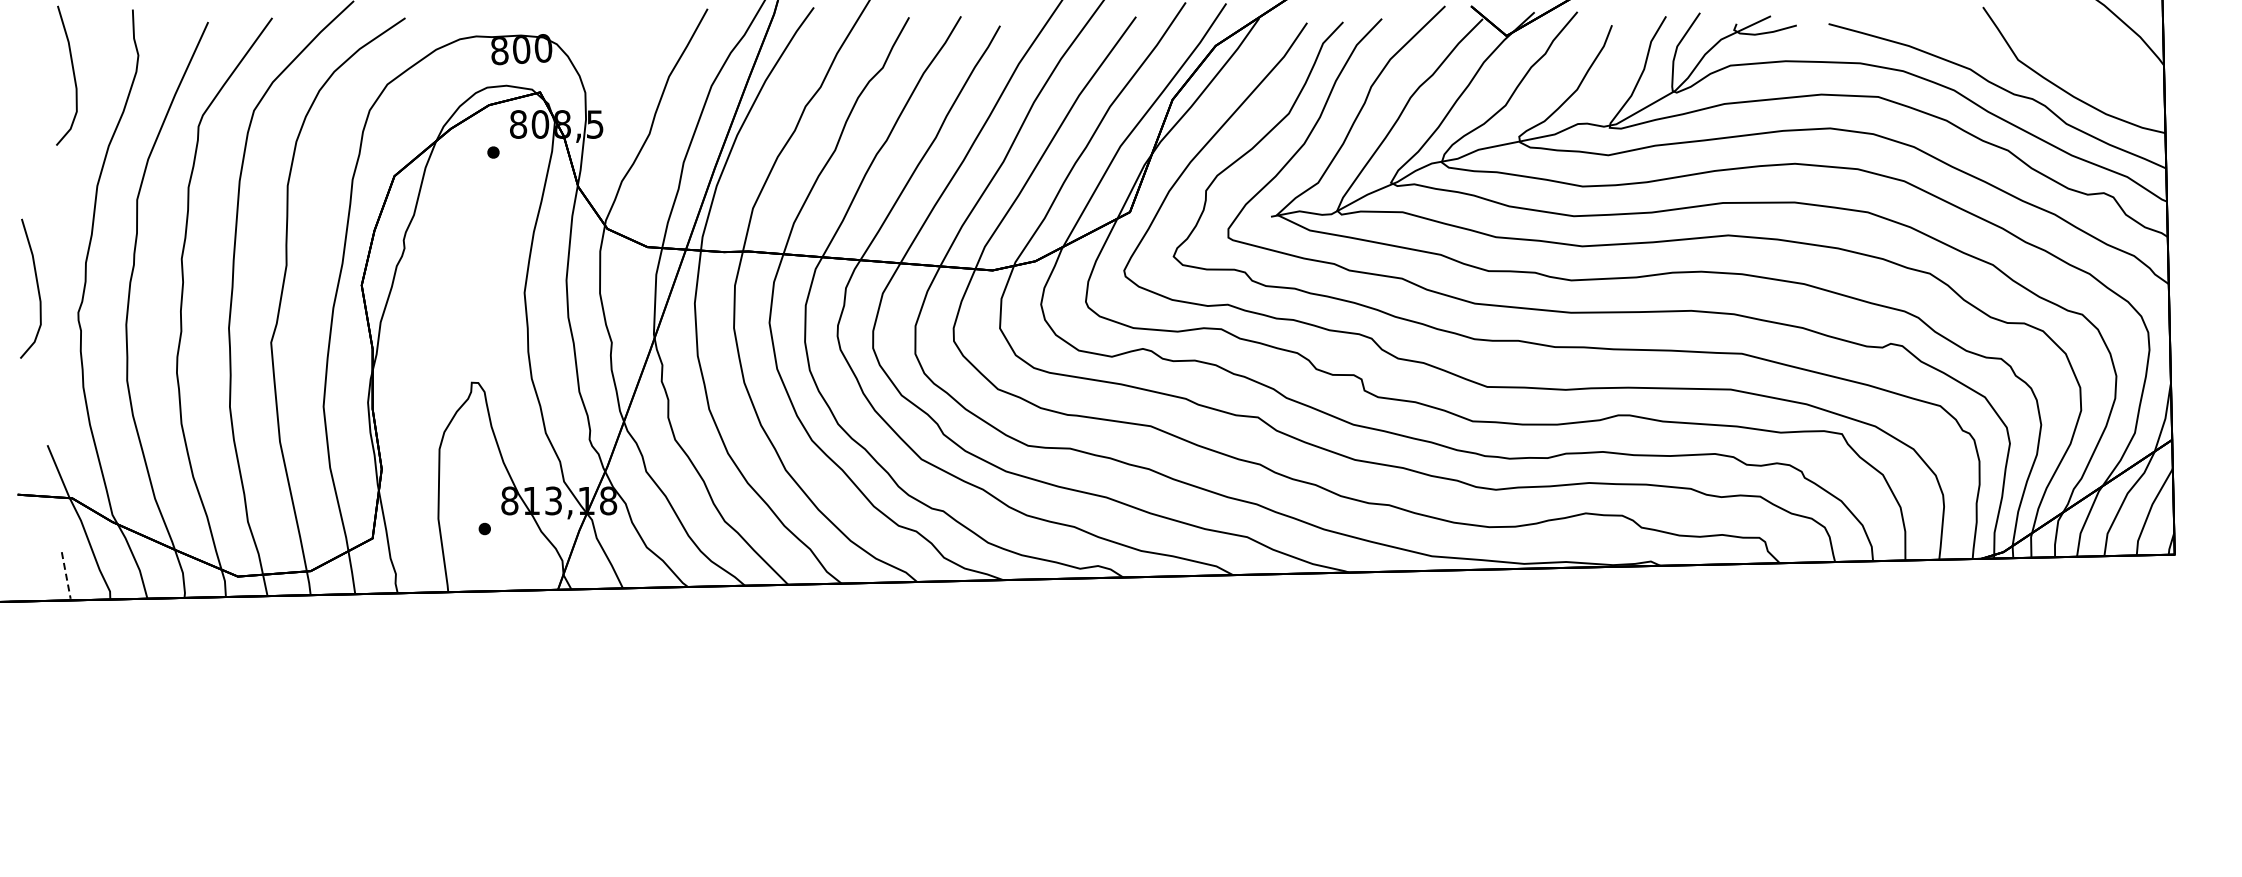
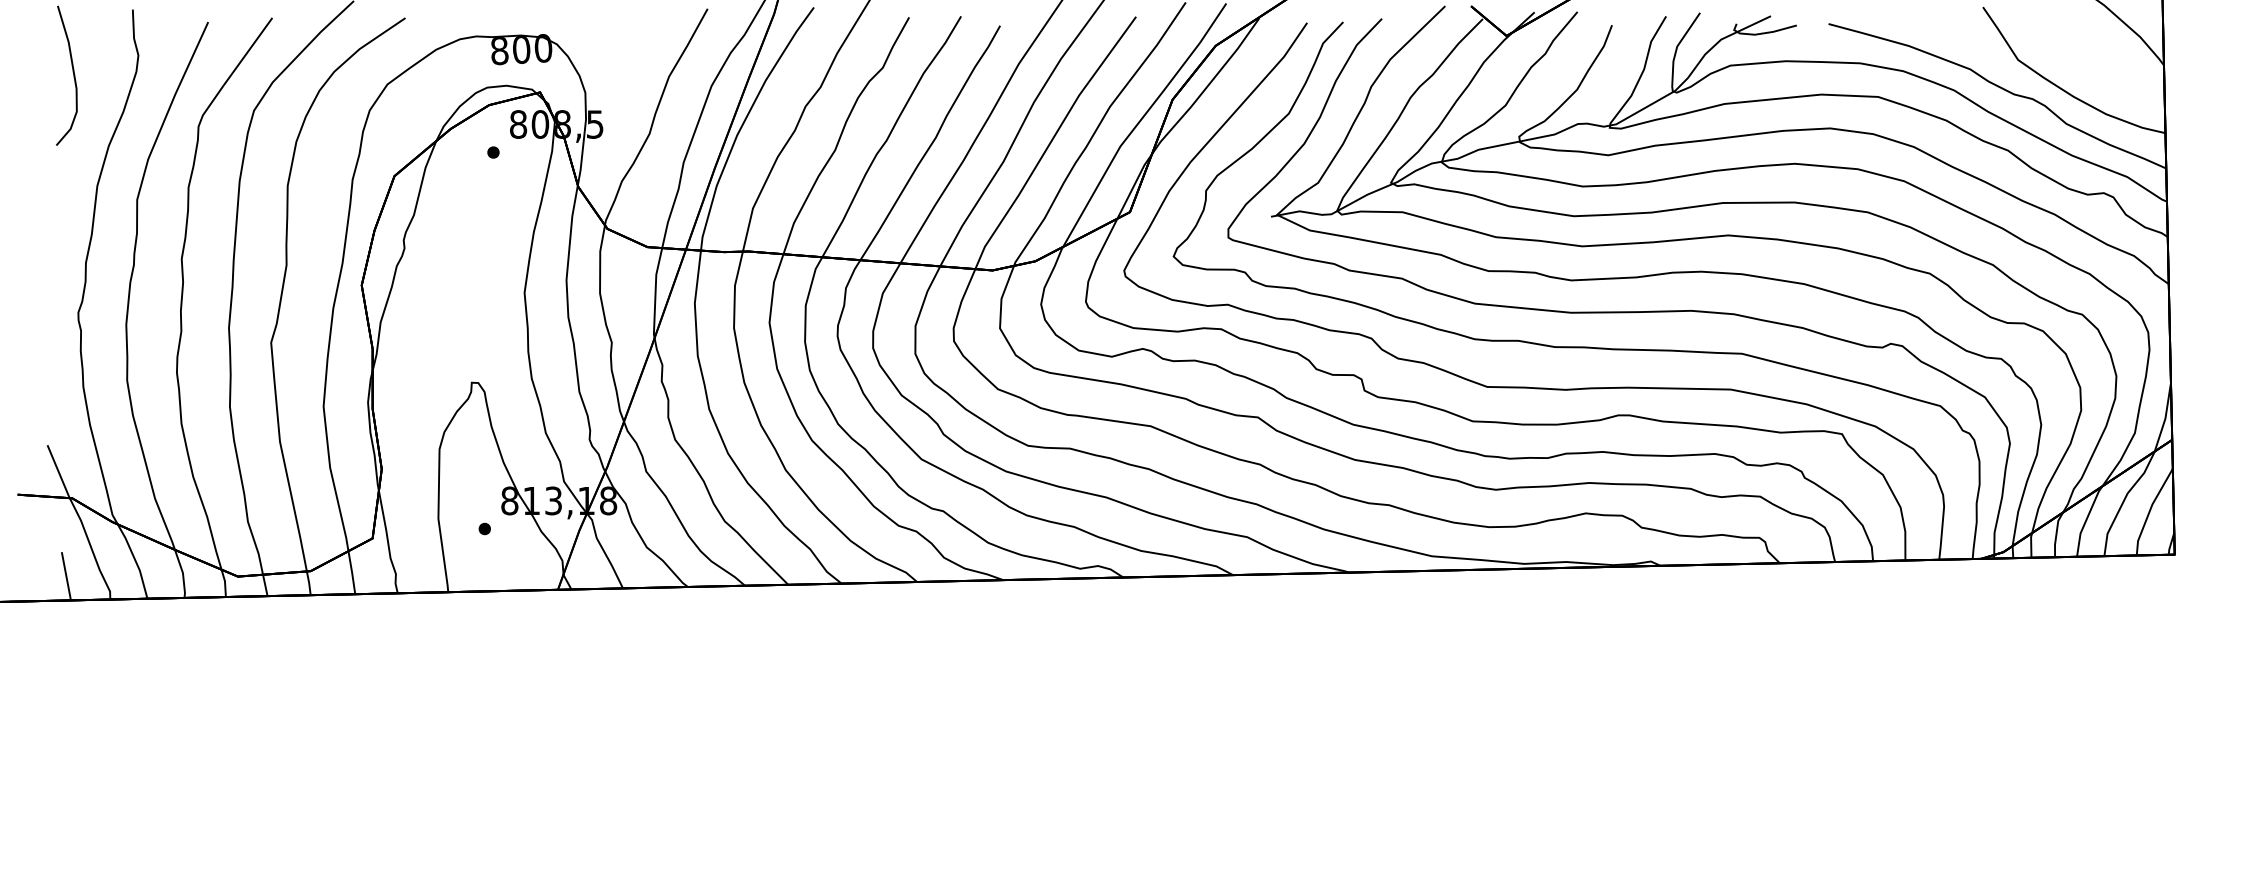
curve: present -> none (36, 285)
line: dashed -> solid (66, 577)
